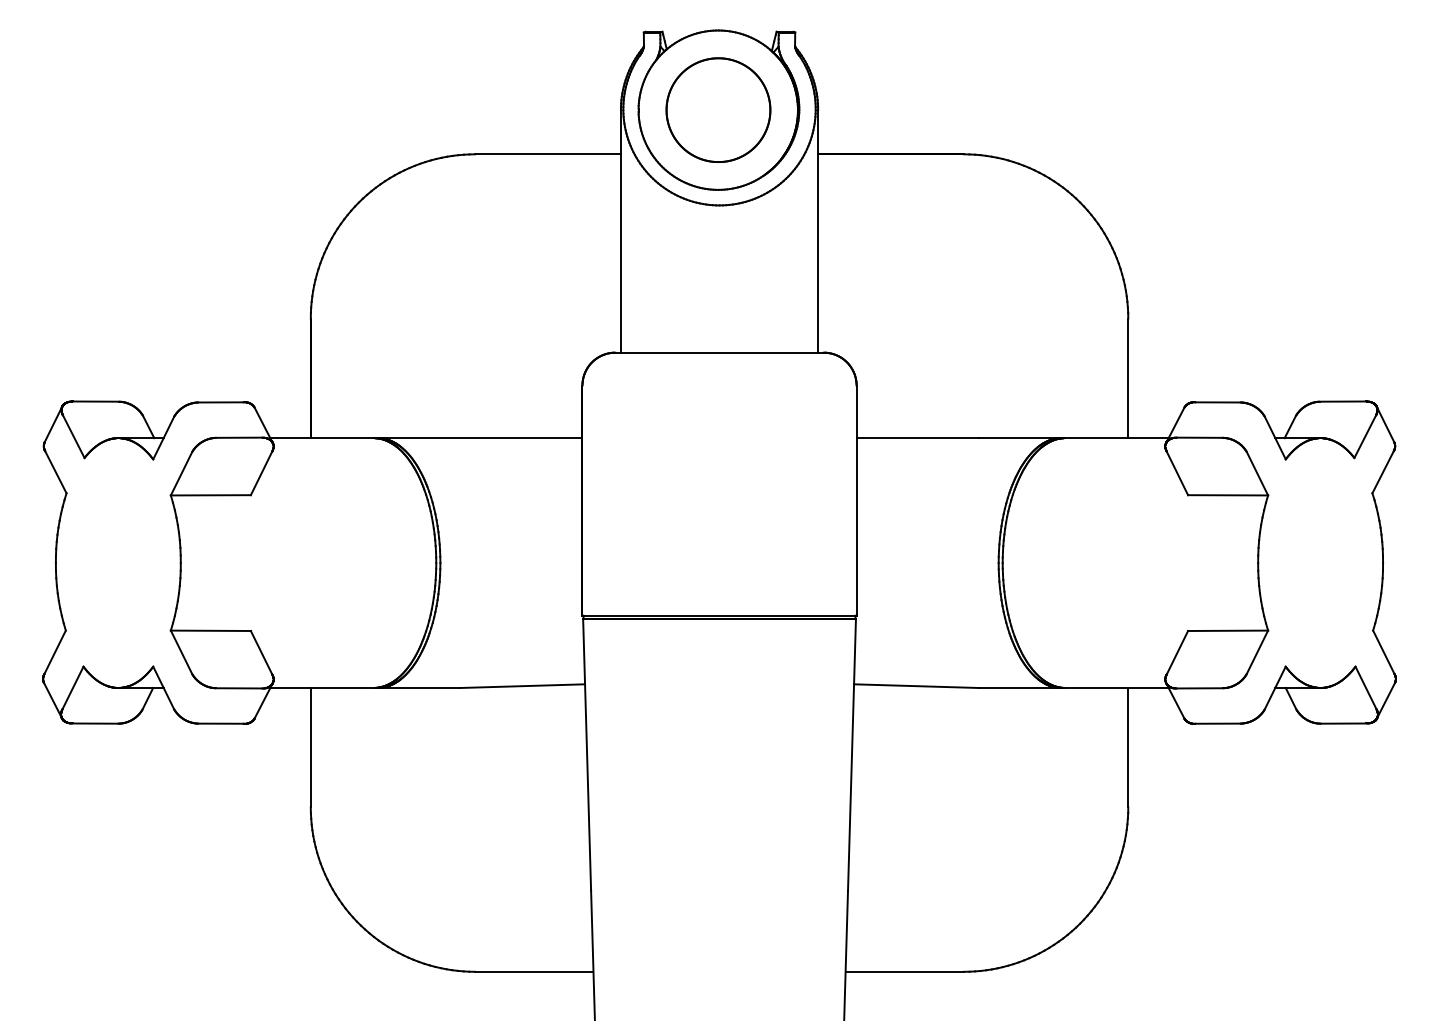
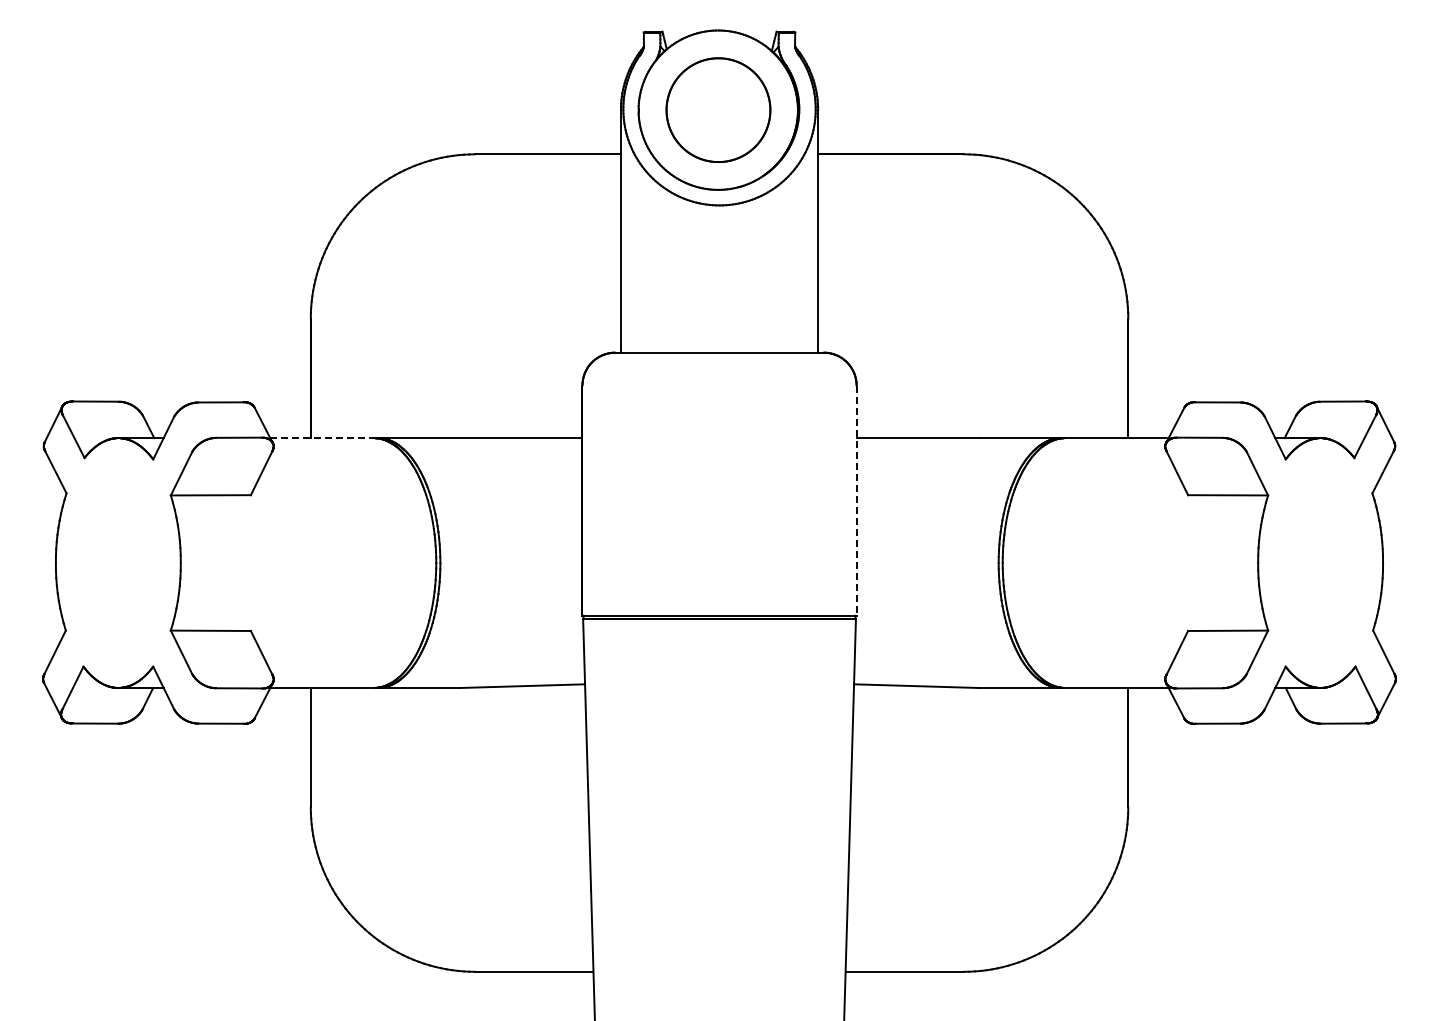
line: solid -> dashed (322, 438)
line: solid -> dashed (856, 501)
